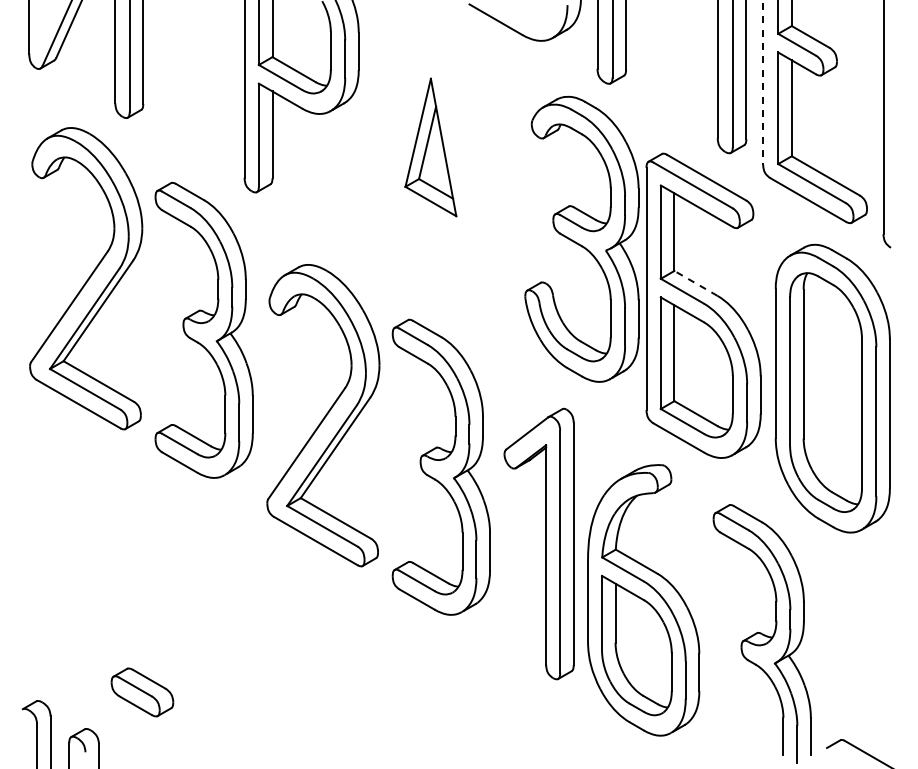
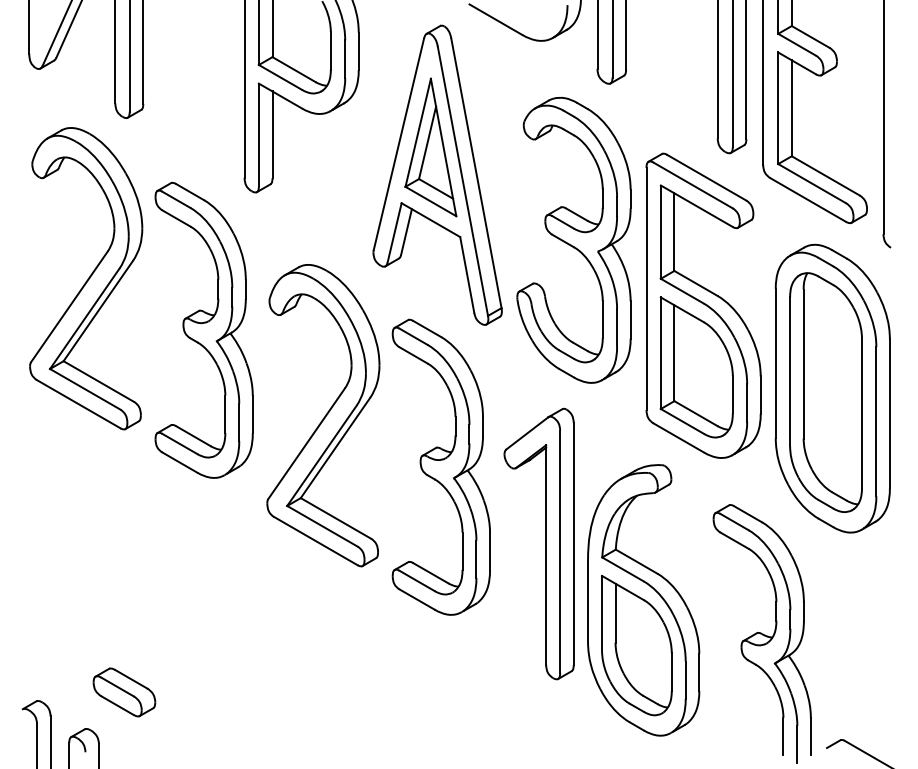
line: dashed -> solid (763, 82)
part: none -> present (437, 174)
part position: (581, 238) -> (573, 239) (573, 239)
line: dashed -> solid (695, 283)
part position: (142, 692) -> (124, 692) (124, 692)
